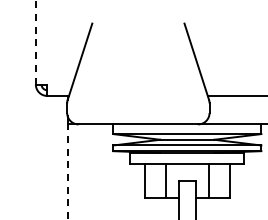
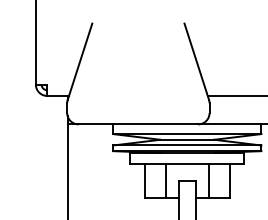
line: dashed -> solid (35, 42)
line: dashed -> solid (67, 171)
